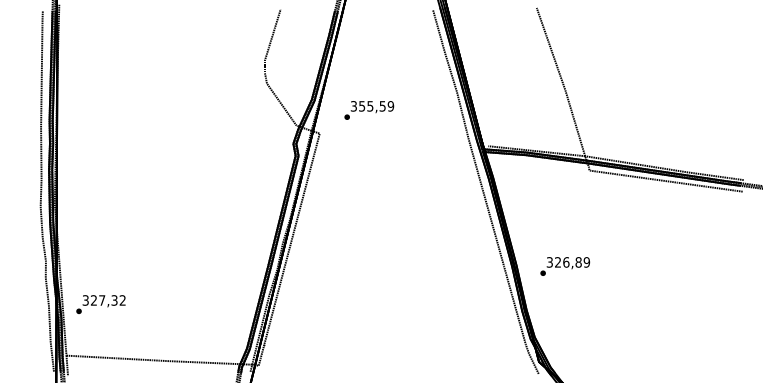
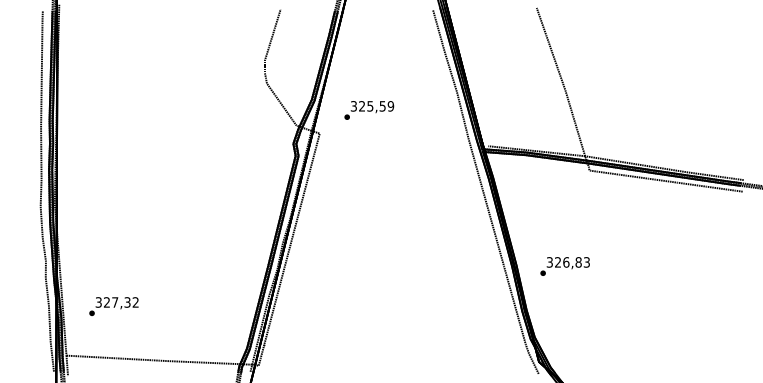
text: 355,59 -> 325,59 (362, 106)
text: 326,89 -> 326,83 (586, 262)
text position: (100, 304) -> (113, 306) (113, 306)
